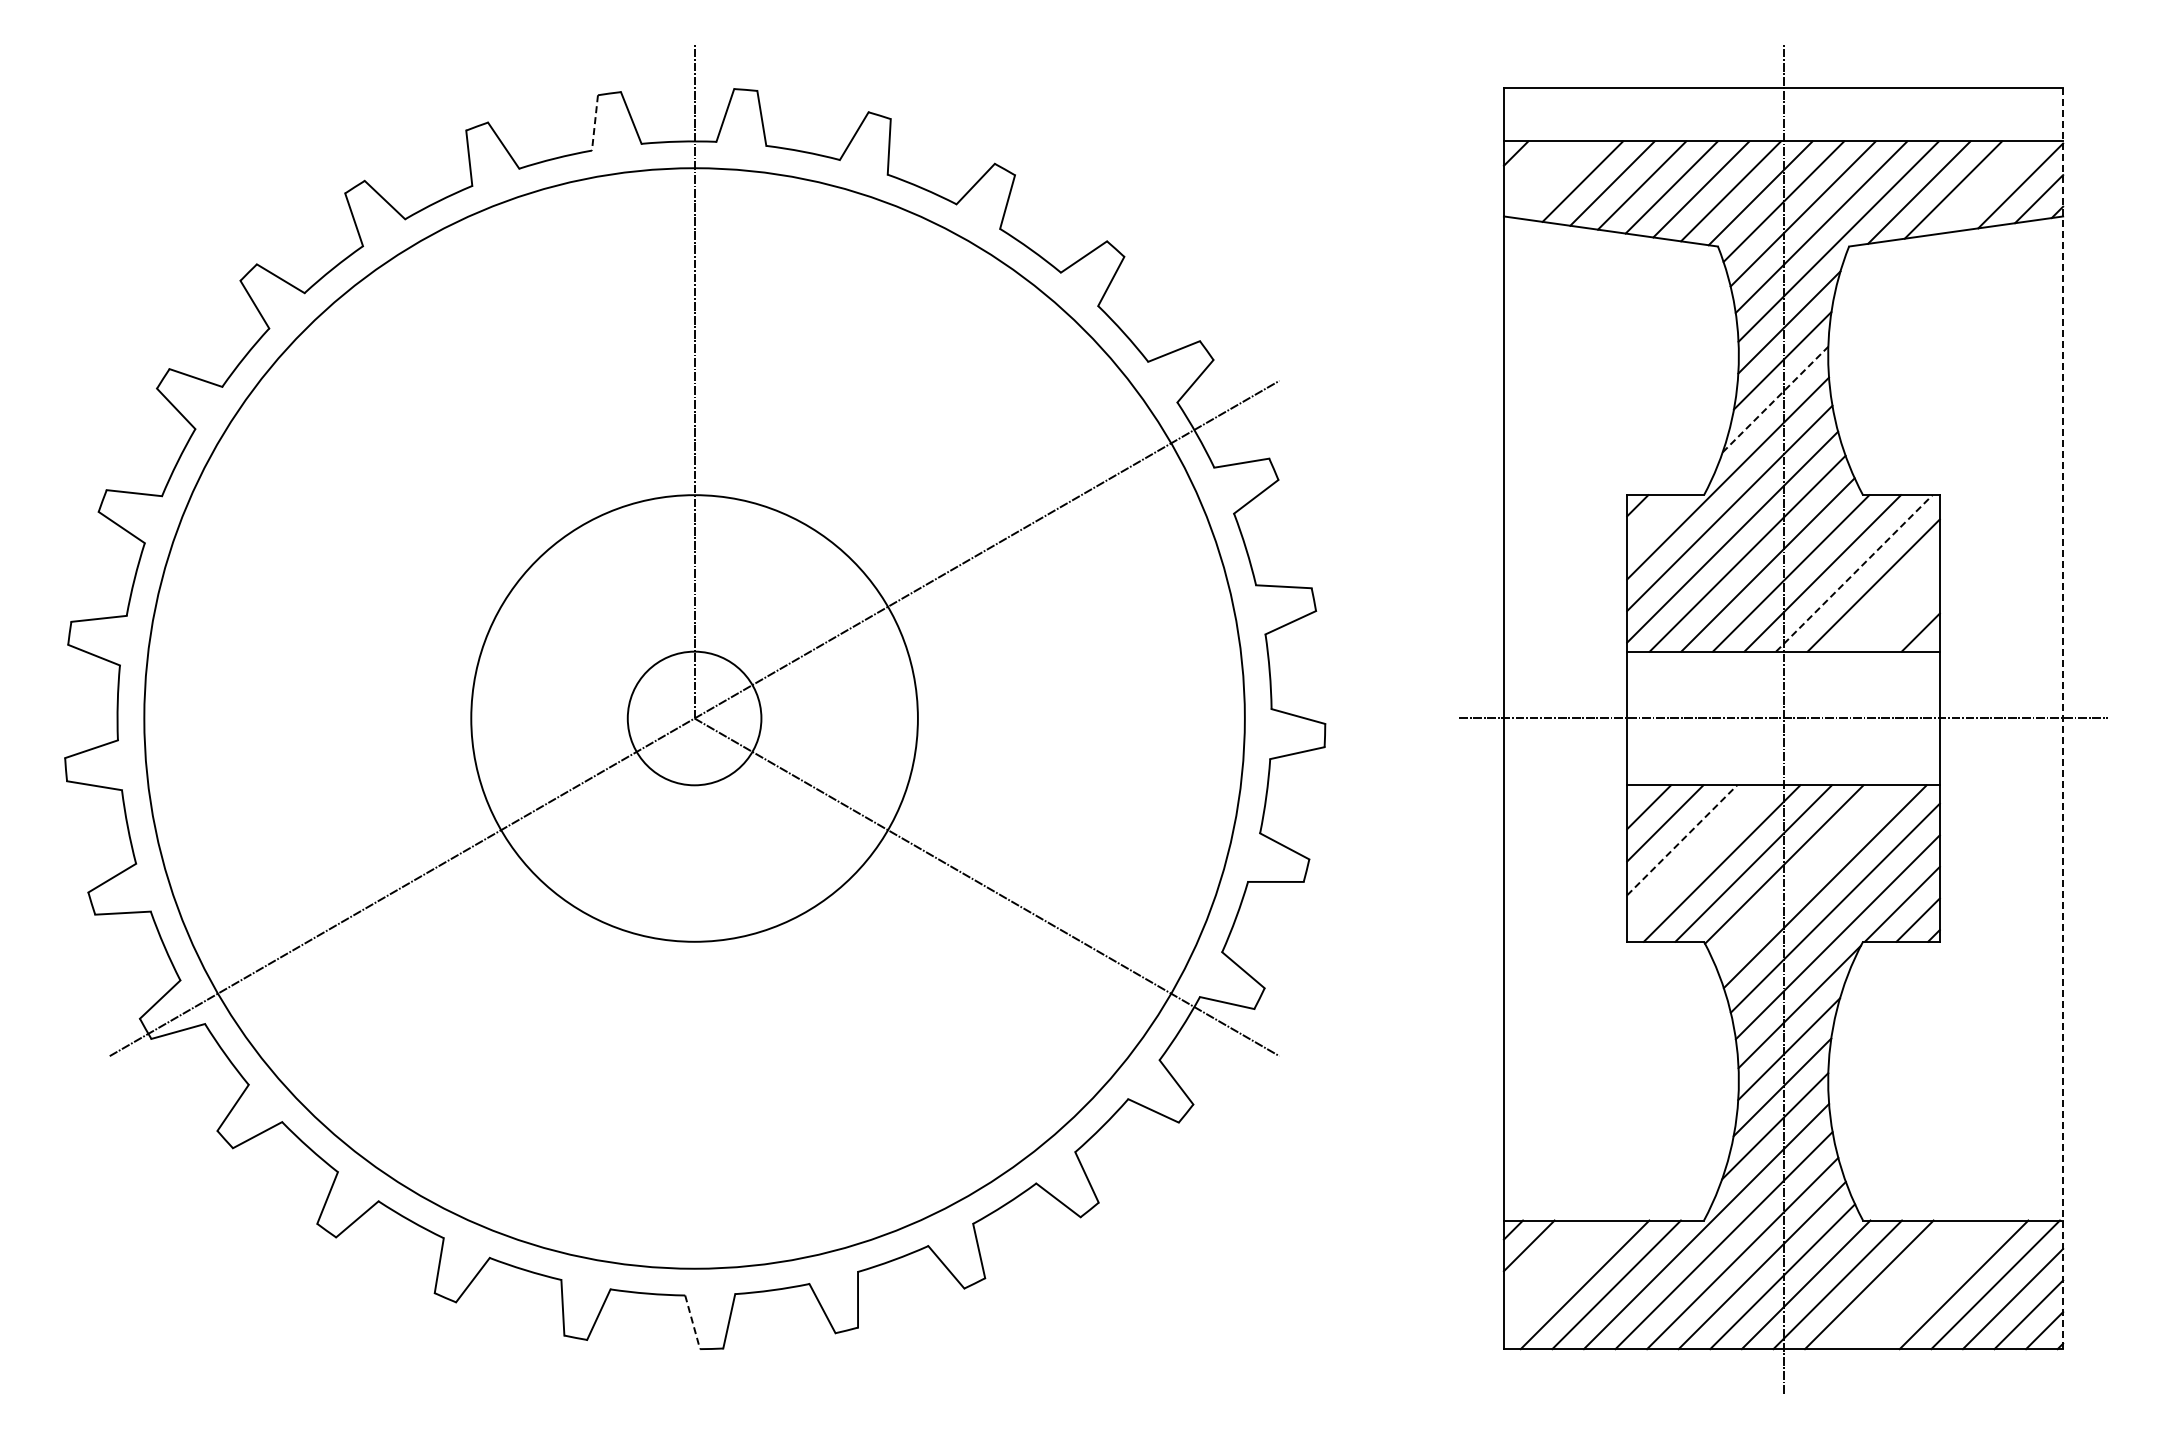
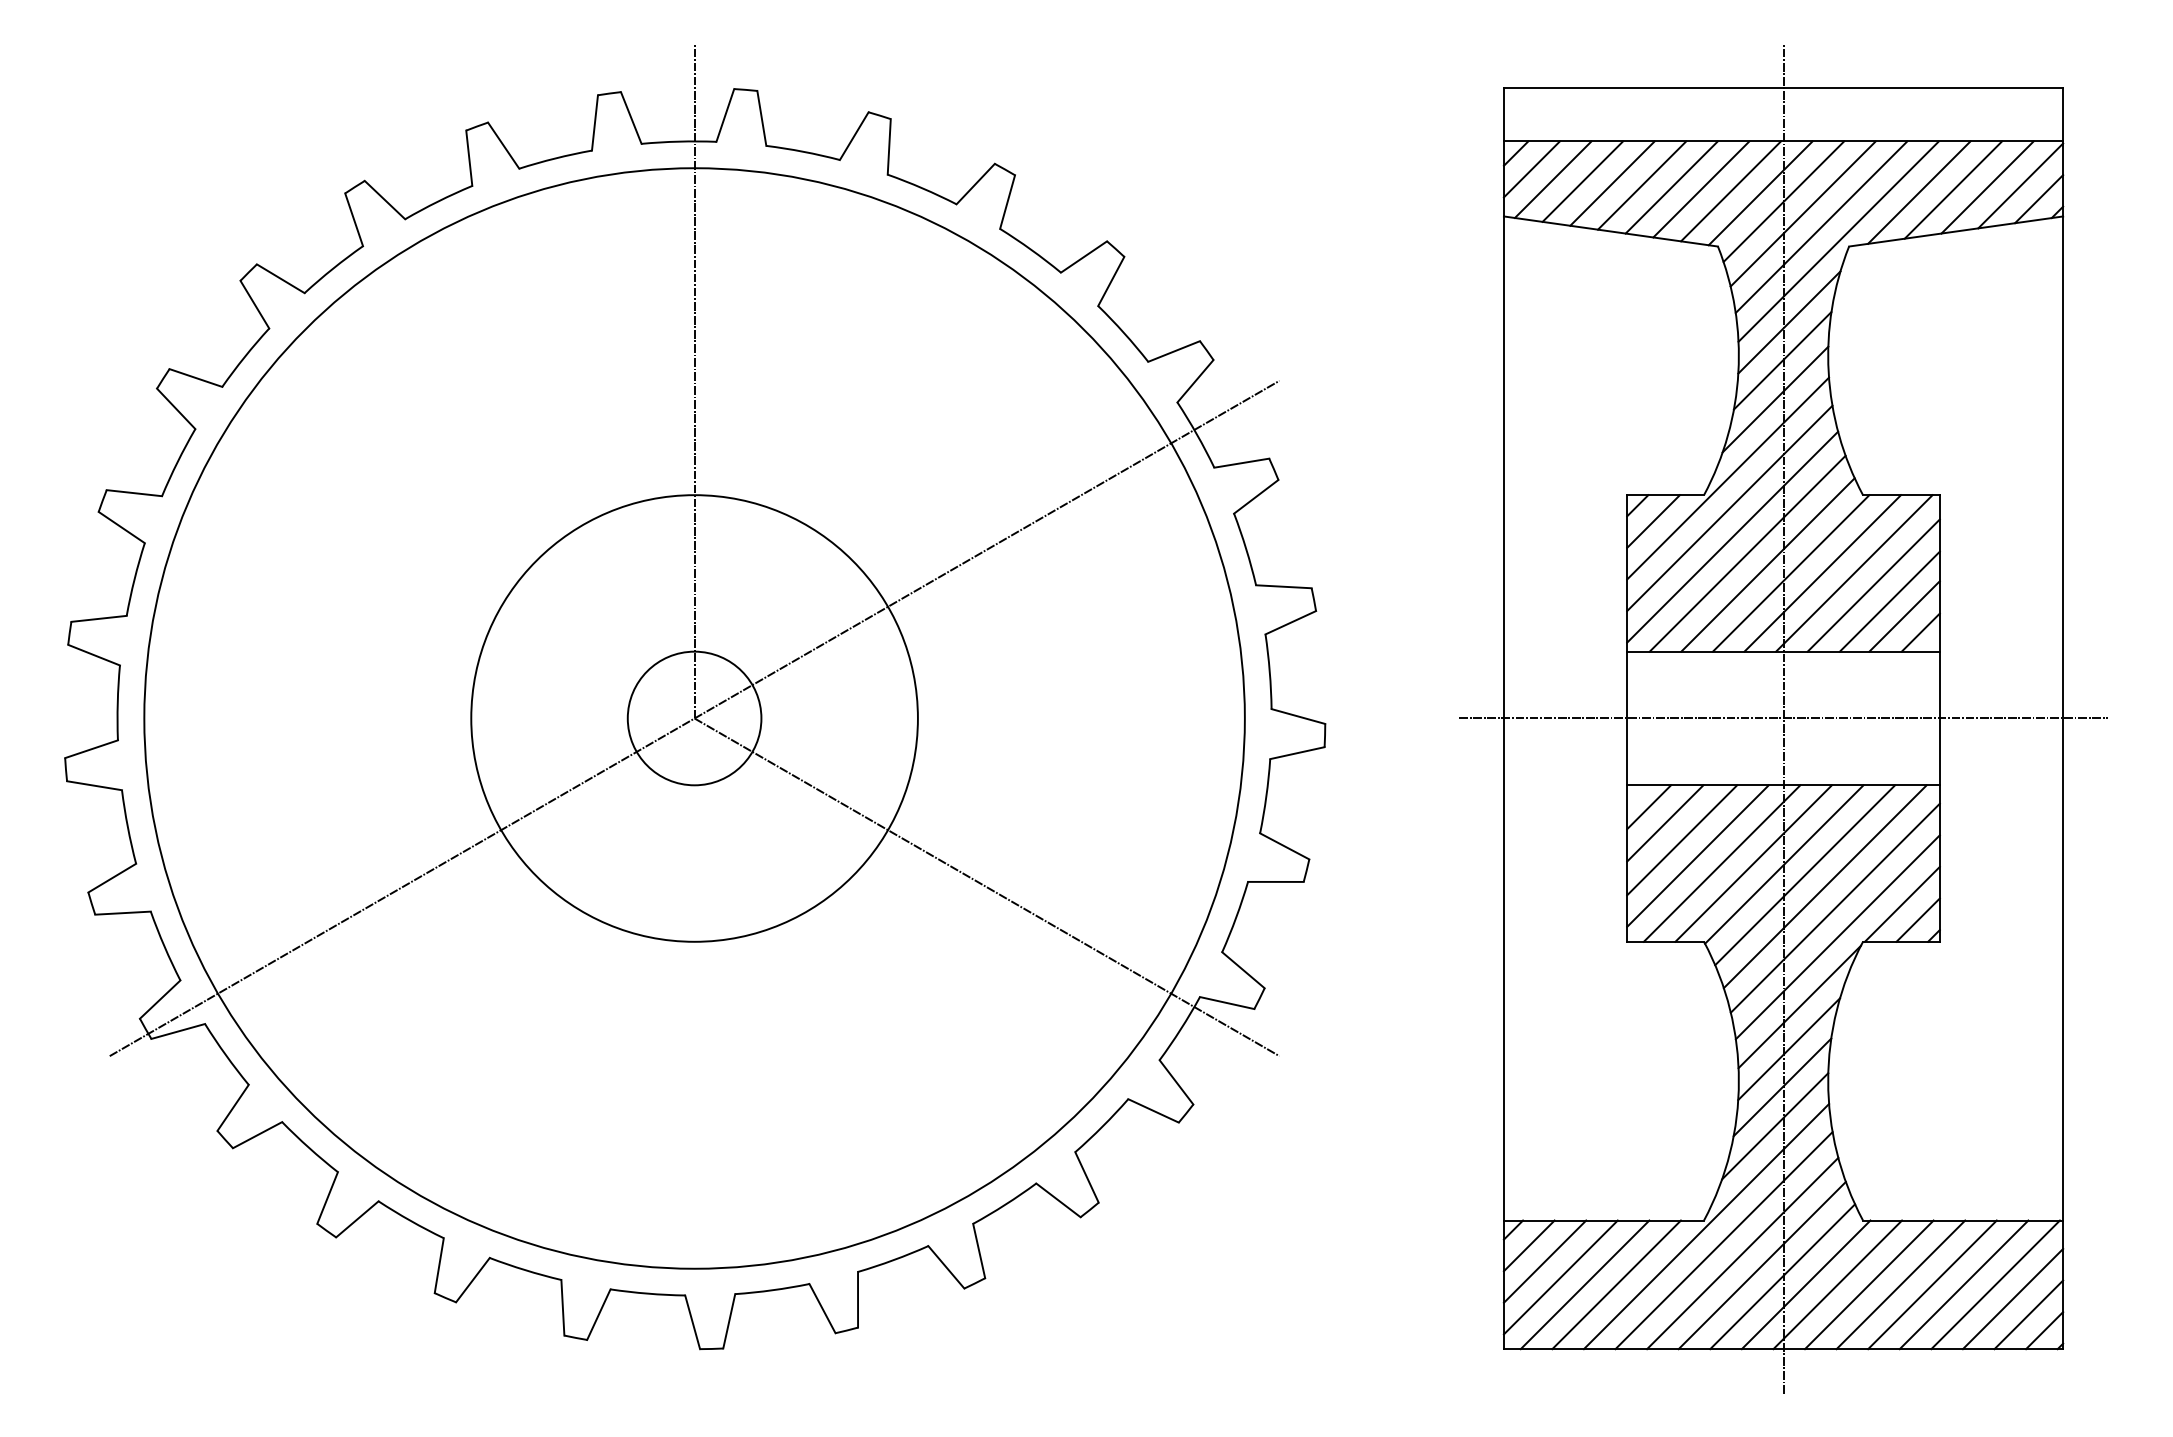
line: dashed -> solid (594, 122)
line: none -> present (1531, 169)
line: none -> present (1552, 179)
line: none -> present (1987, 187)
line: dashed -> solid (1775, 399)
line: none -> present (1653, 521)
line: dashed -> solid (1854, 573)
line: none -> present (1889, 601)
line: none -> present (1904, 616)
line: dashed -> solid (2063, 718)
line: dashed -> solid (1682, 840)
line: none -> present (1697, 855)
line: none -> present (1805, 875)
line: none -> present (1544, 1261)
line: none -> present (1560, 1277)
line: none -> present (1900, 1284)
line: none -> present (1932, 1284)
line: dashed -> solid (692, 1322)
